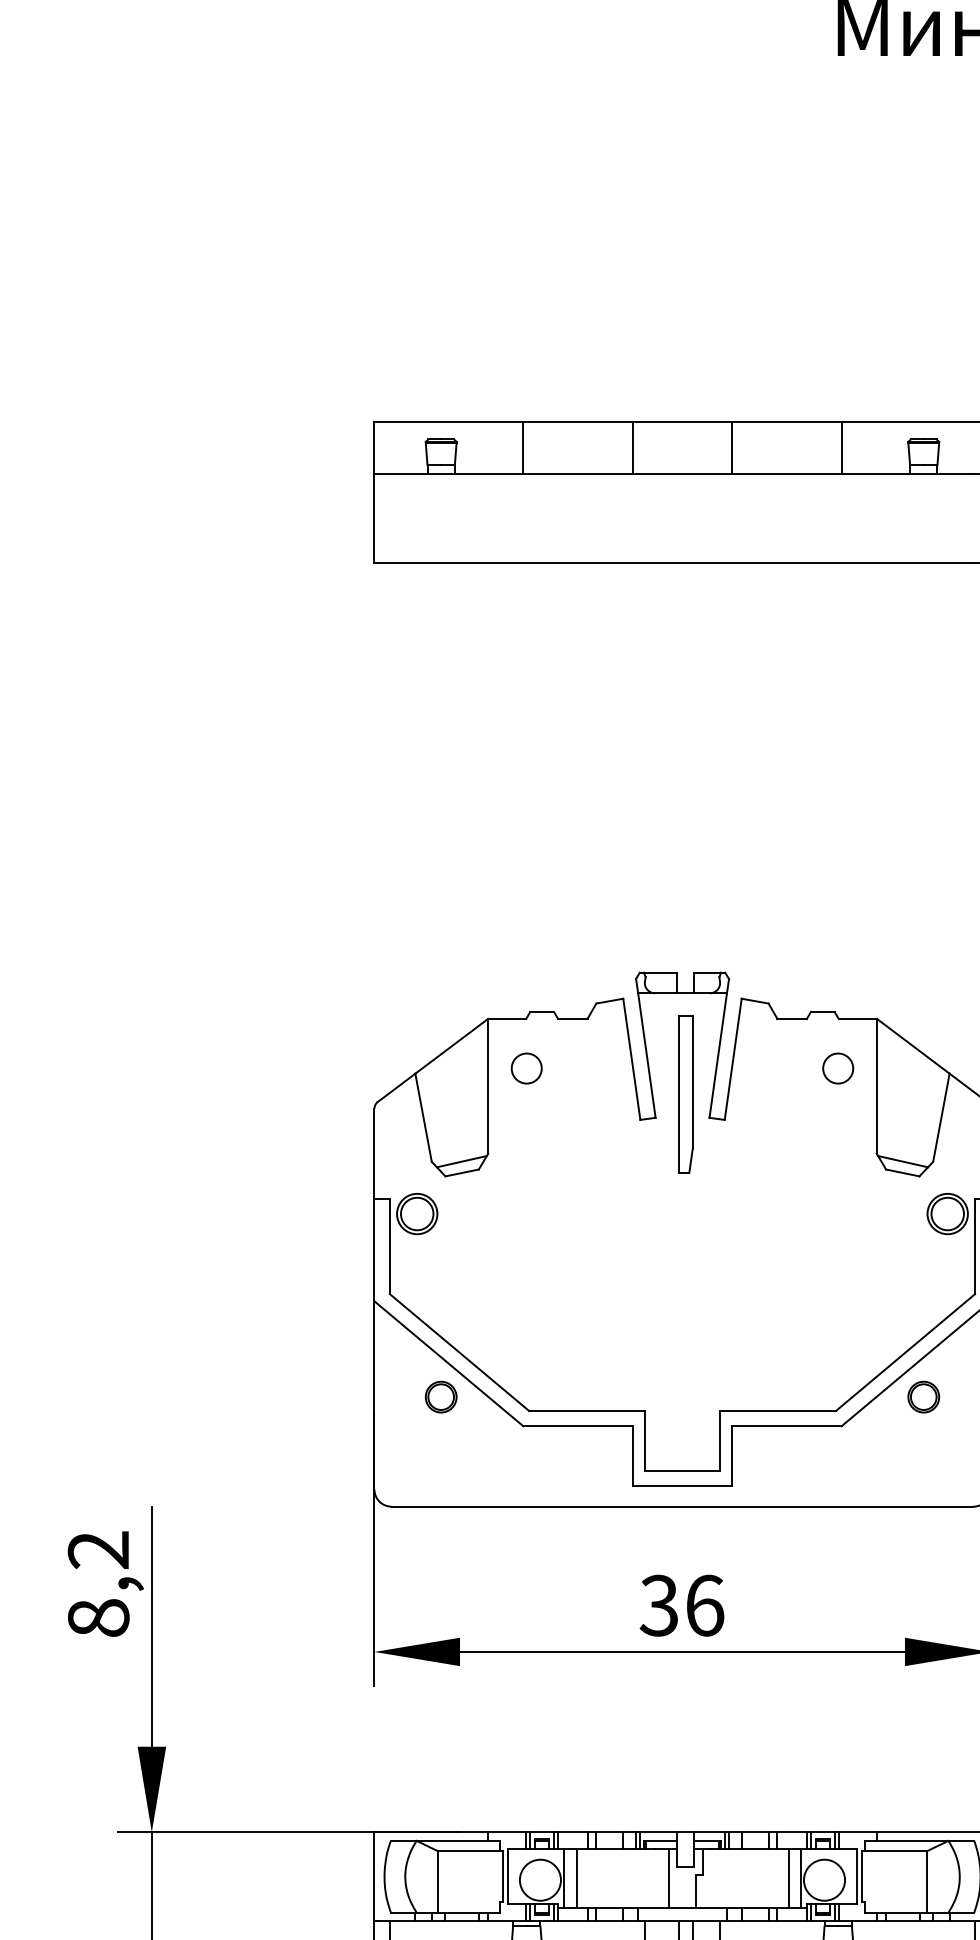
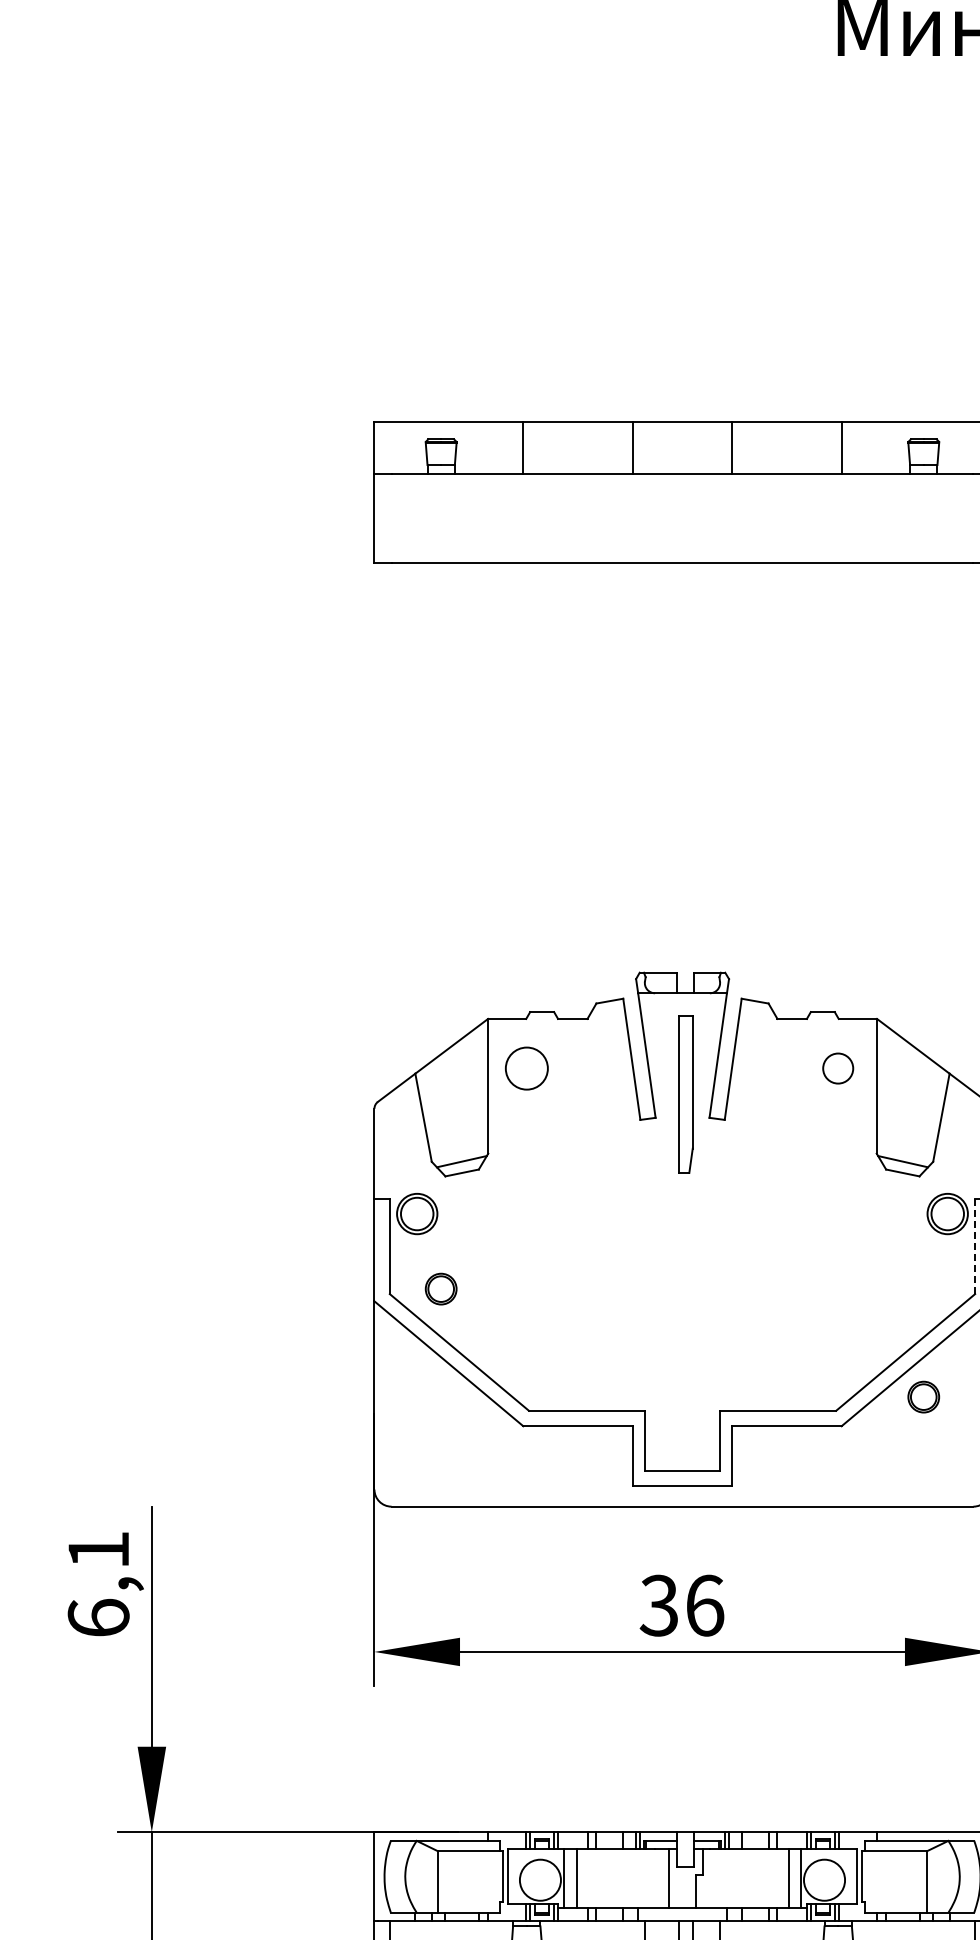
circle size: 33x33 px -> 44x45 px (526, 1068)
line: solid -> dashed (975, 1246)
part position: (440, 1396) -> (440, 1288) (440, 1288)
text: 8,2 -> 6,1 (98, 1583)
